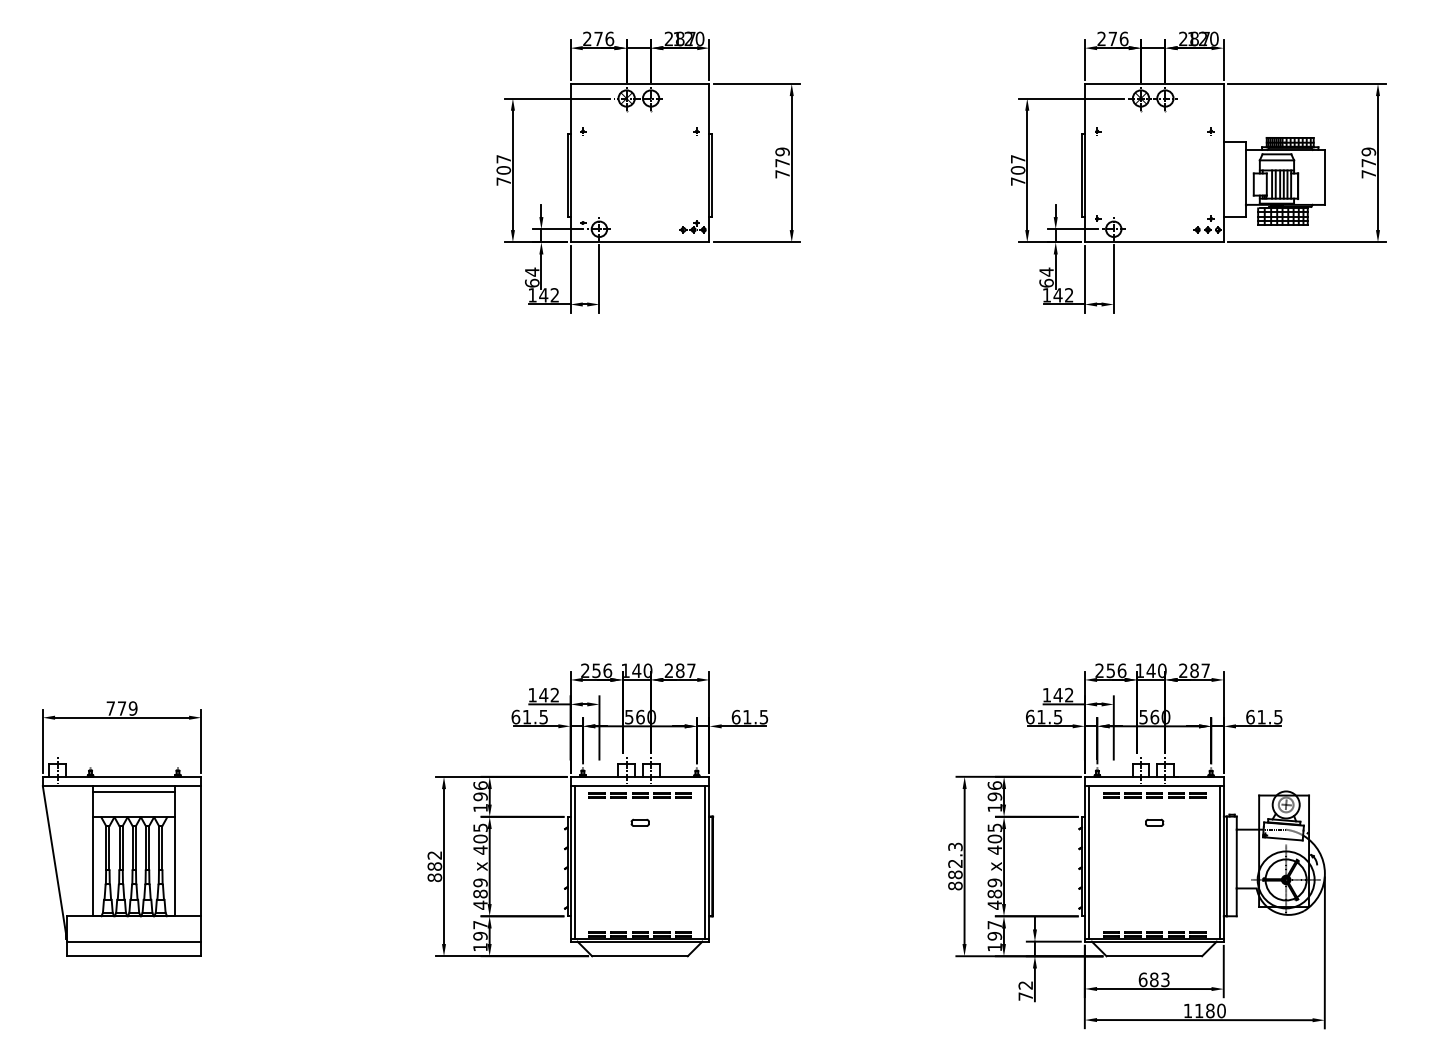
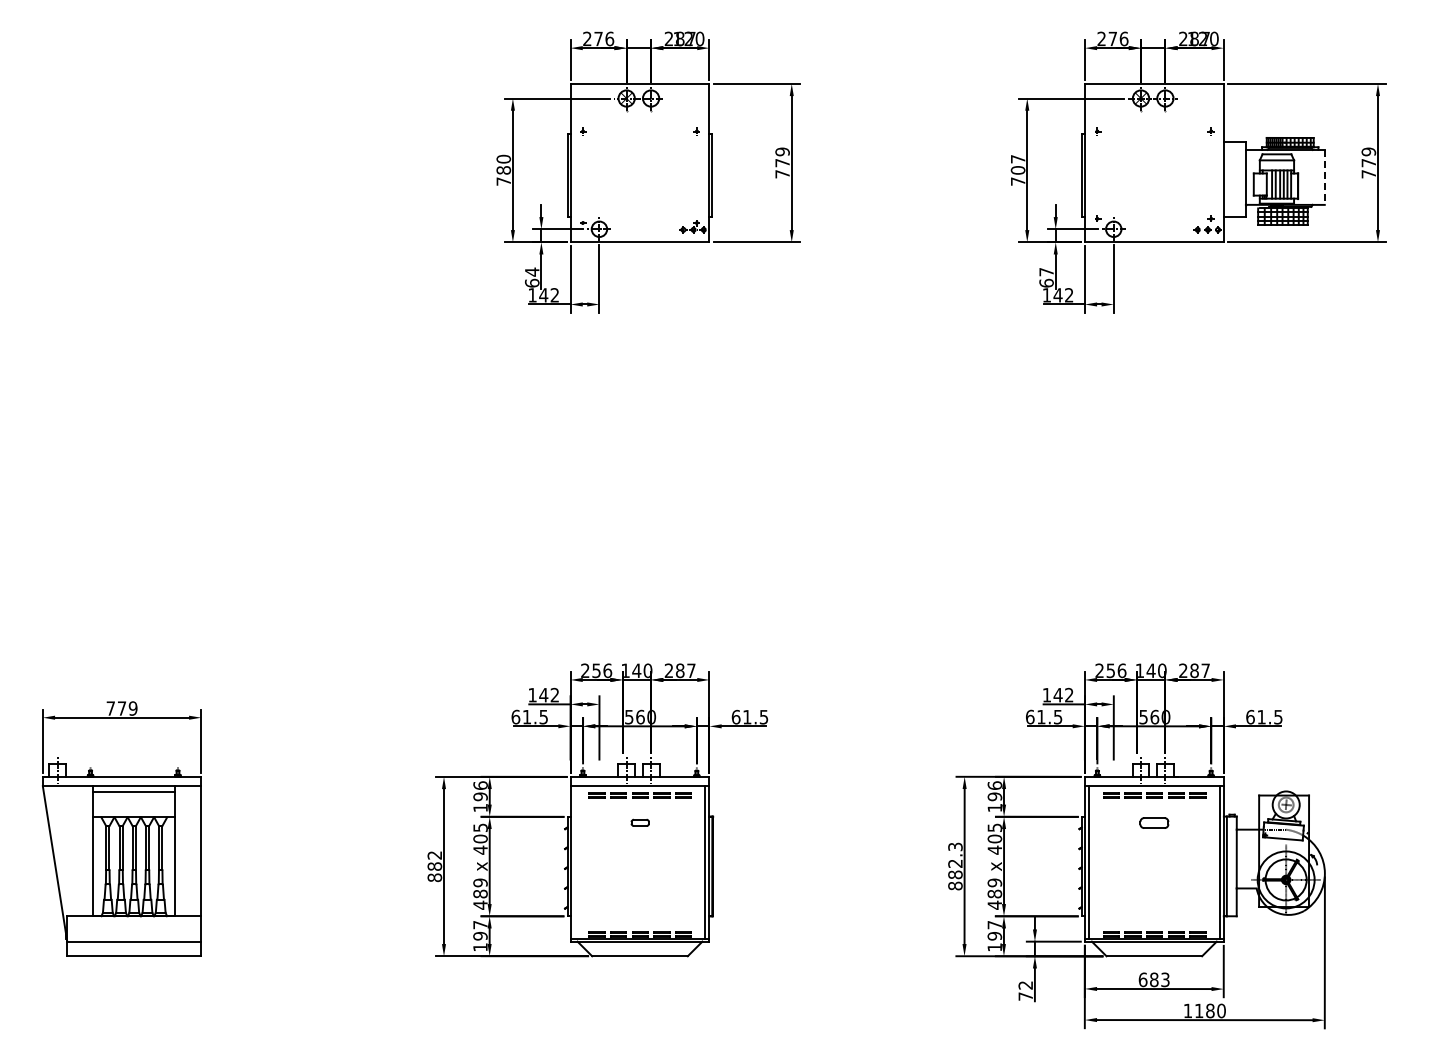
text: 707 -> 780 (503, 164)
line: solid -> dashed (1324, 177)
text: 64 -> 67 (1046, 271)
part size: 20x9 px -> 31x12 px (1154, 822)
line: present -> none (574, 862)
